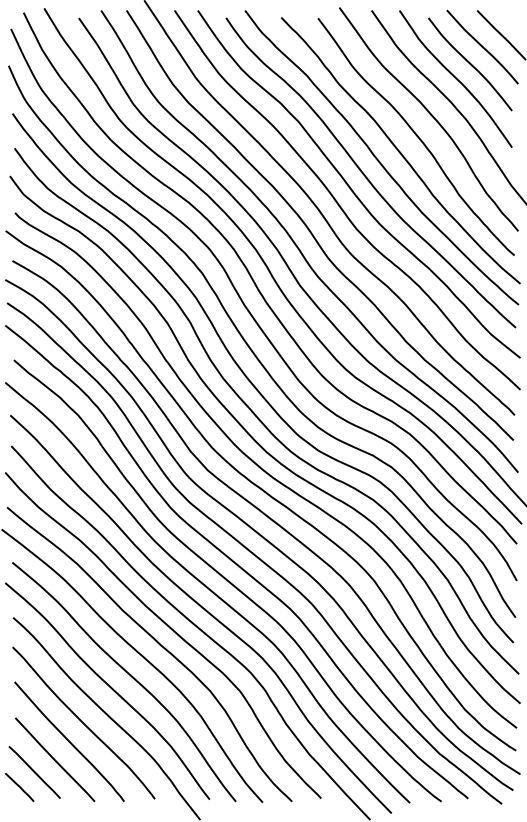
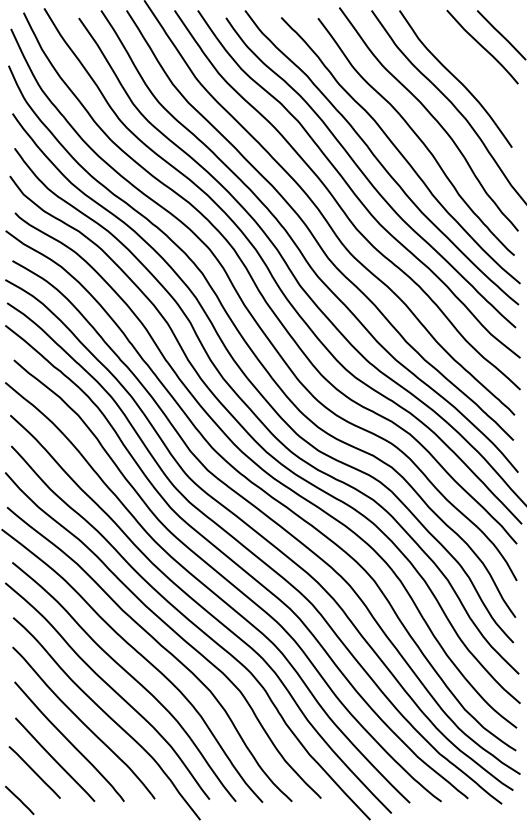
curve: present -> none (470, 64)
line position: (19, 787) -> (19, 800) (19, 800)
